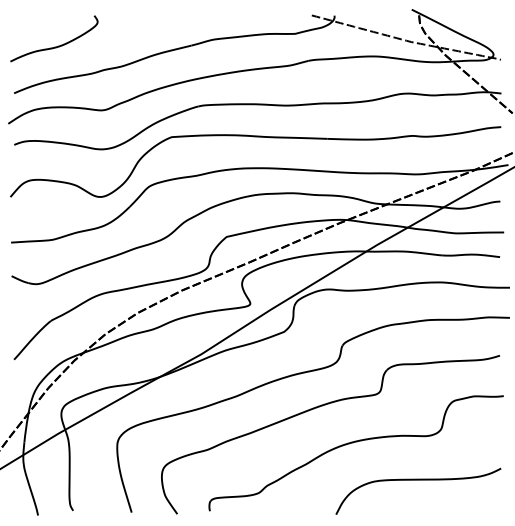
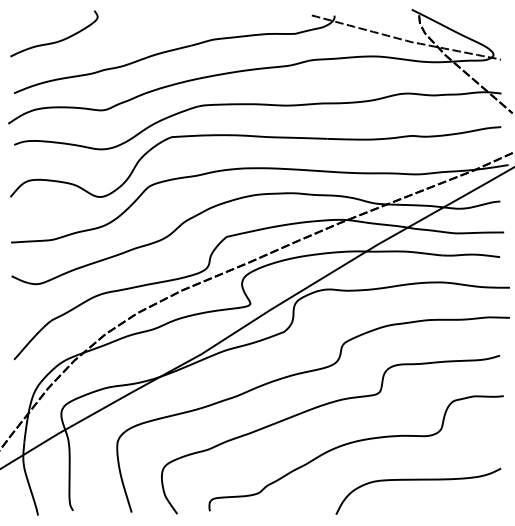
curve position: (54, 46) -> (54, 41) (54, 41)
